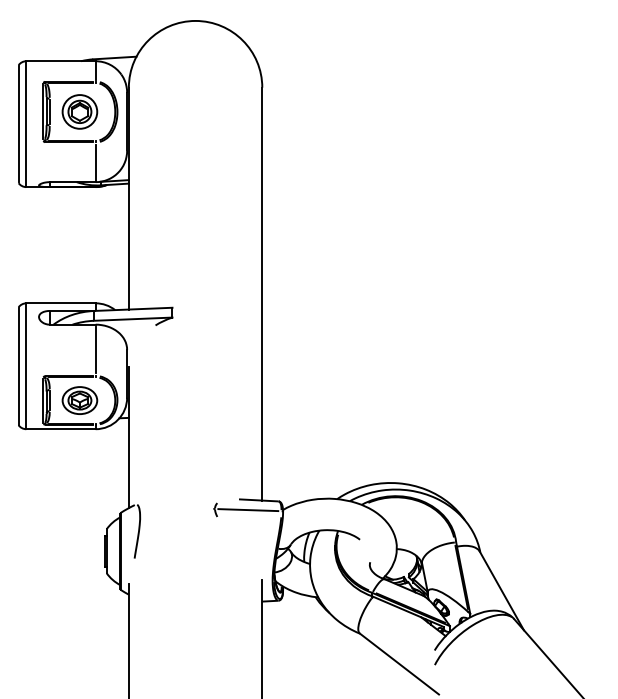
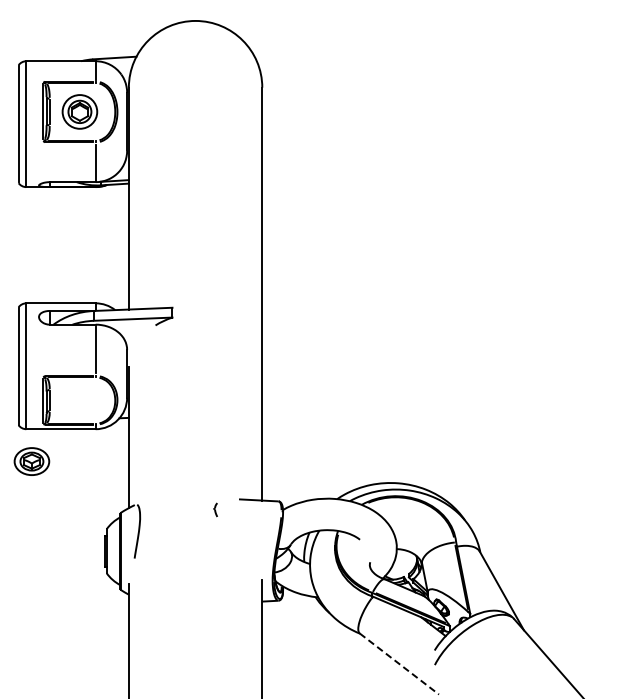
part position: (79, 400) -> (31, 461) (31, 461)
line: present -> none (248, 510)
line: solid -> dashed (399, 664)
